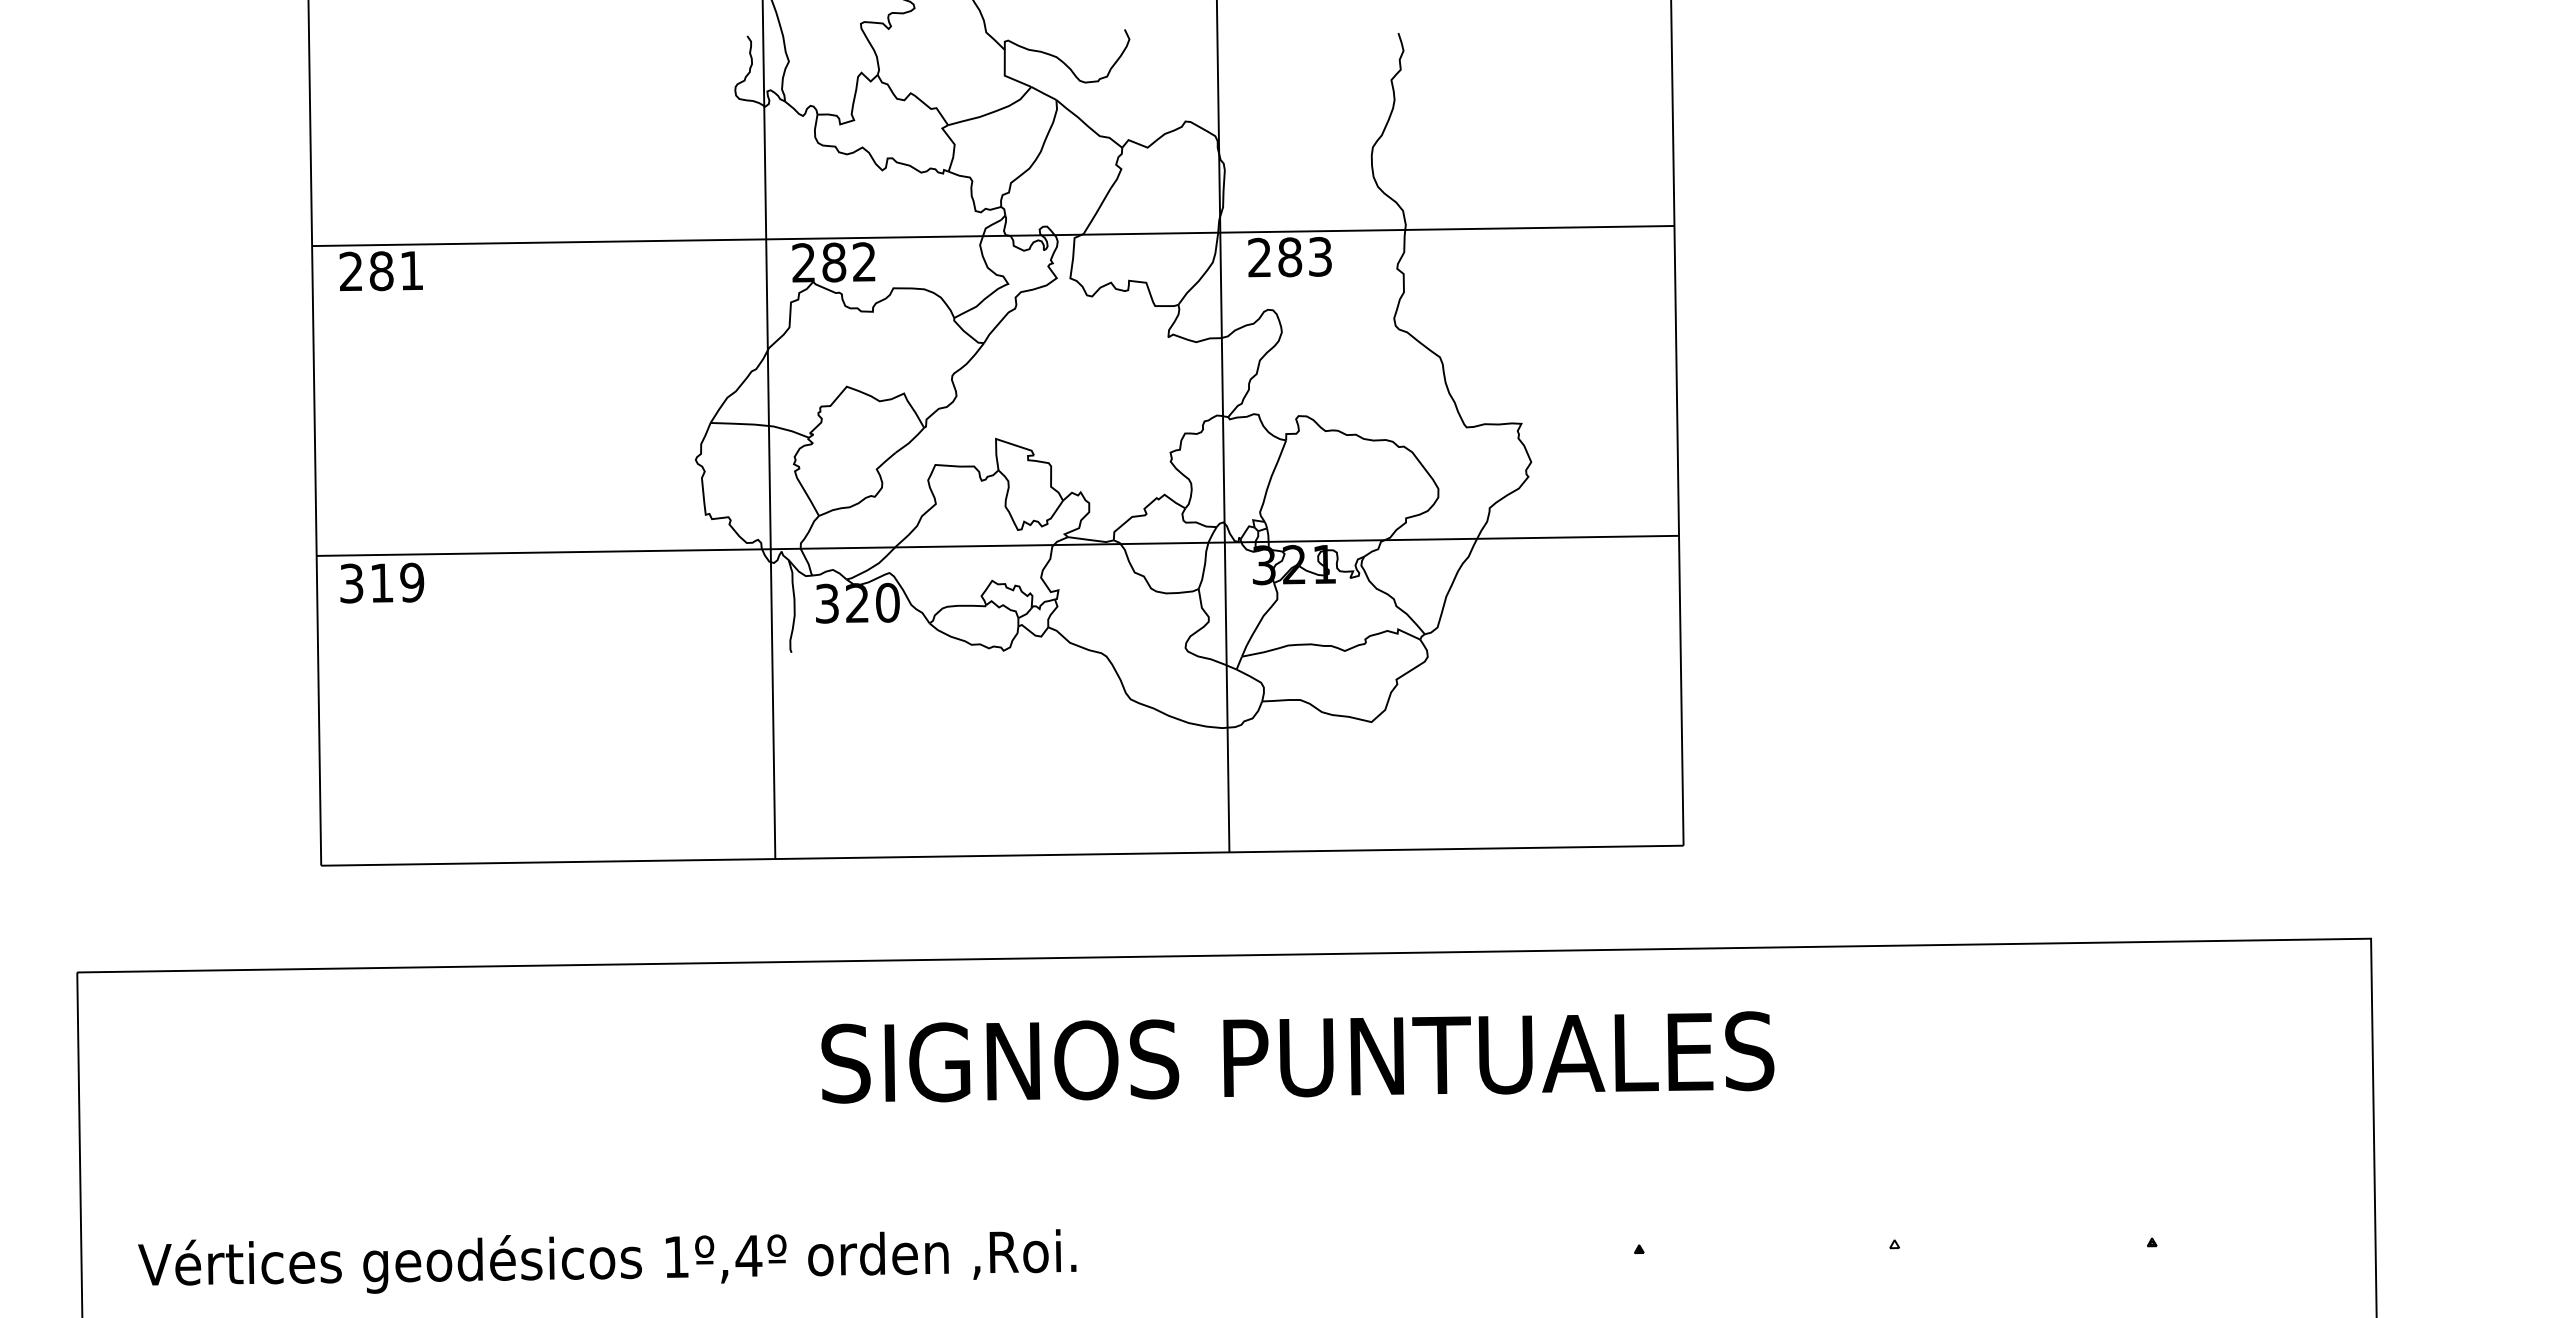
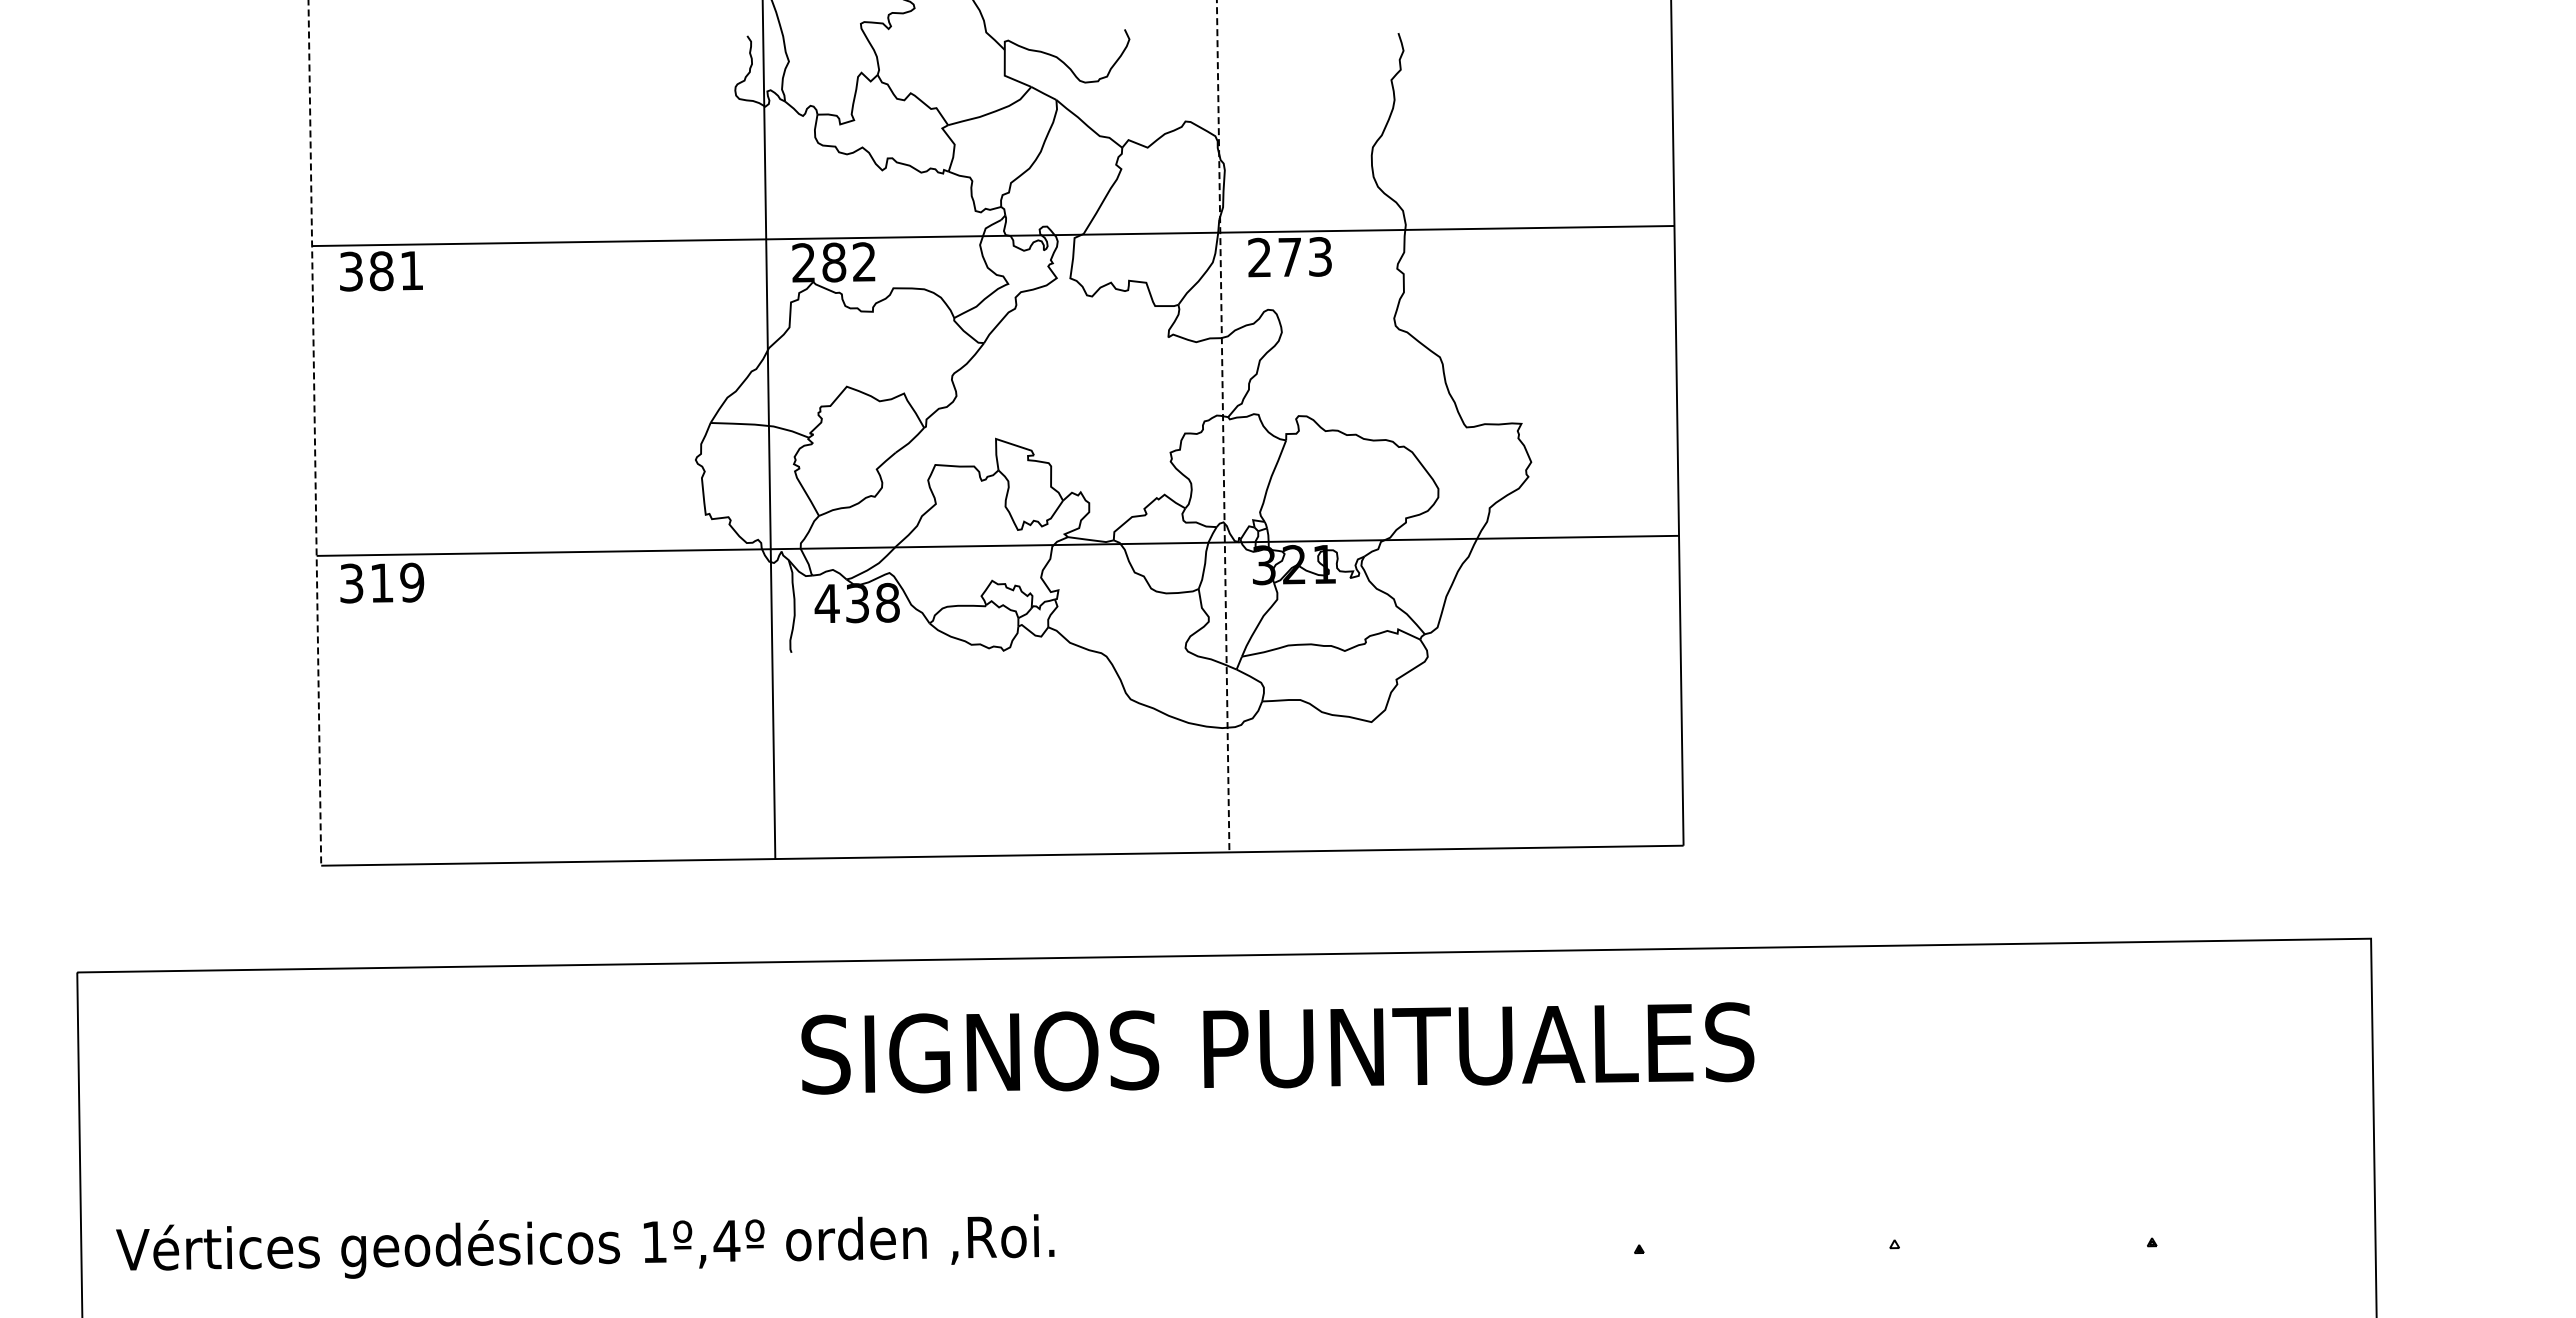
text: 283 -> 273 (1290, 257)
text: 281 -> 381 (350, 271)
line: solid -> dashed (1223, 426)
line: solid -> dashed (314, 432)
text: 320 -> 438 (856, 603)
text position: (1297, 1057) -> (1277, 1048) (1277, 1048)
text position: (607, 1261) -> (585, 1246) (585, 1246)
